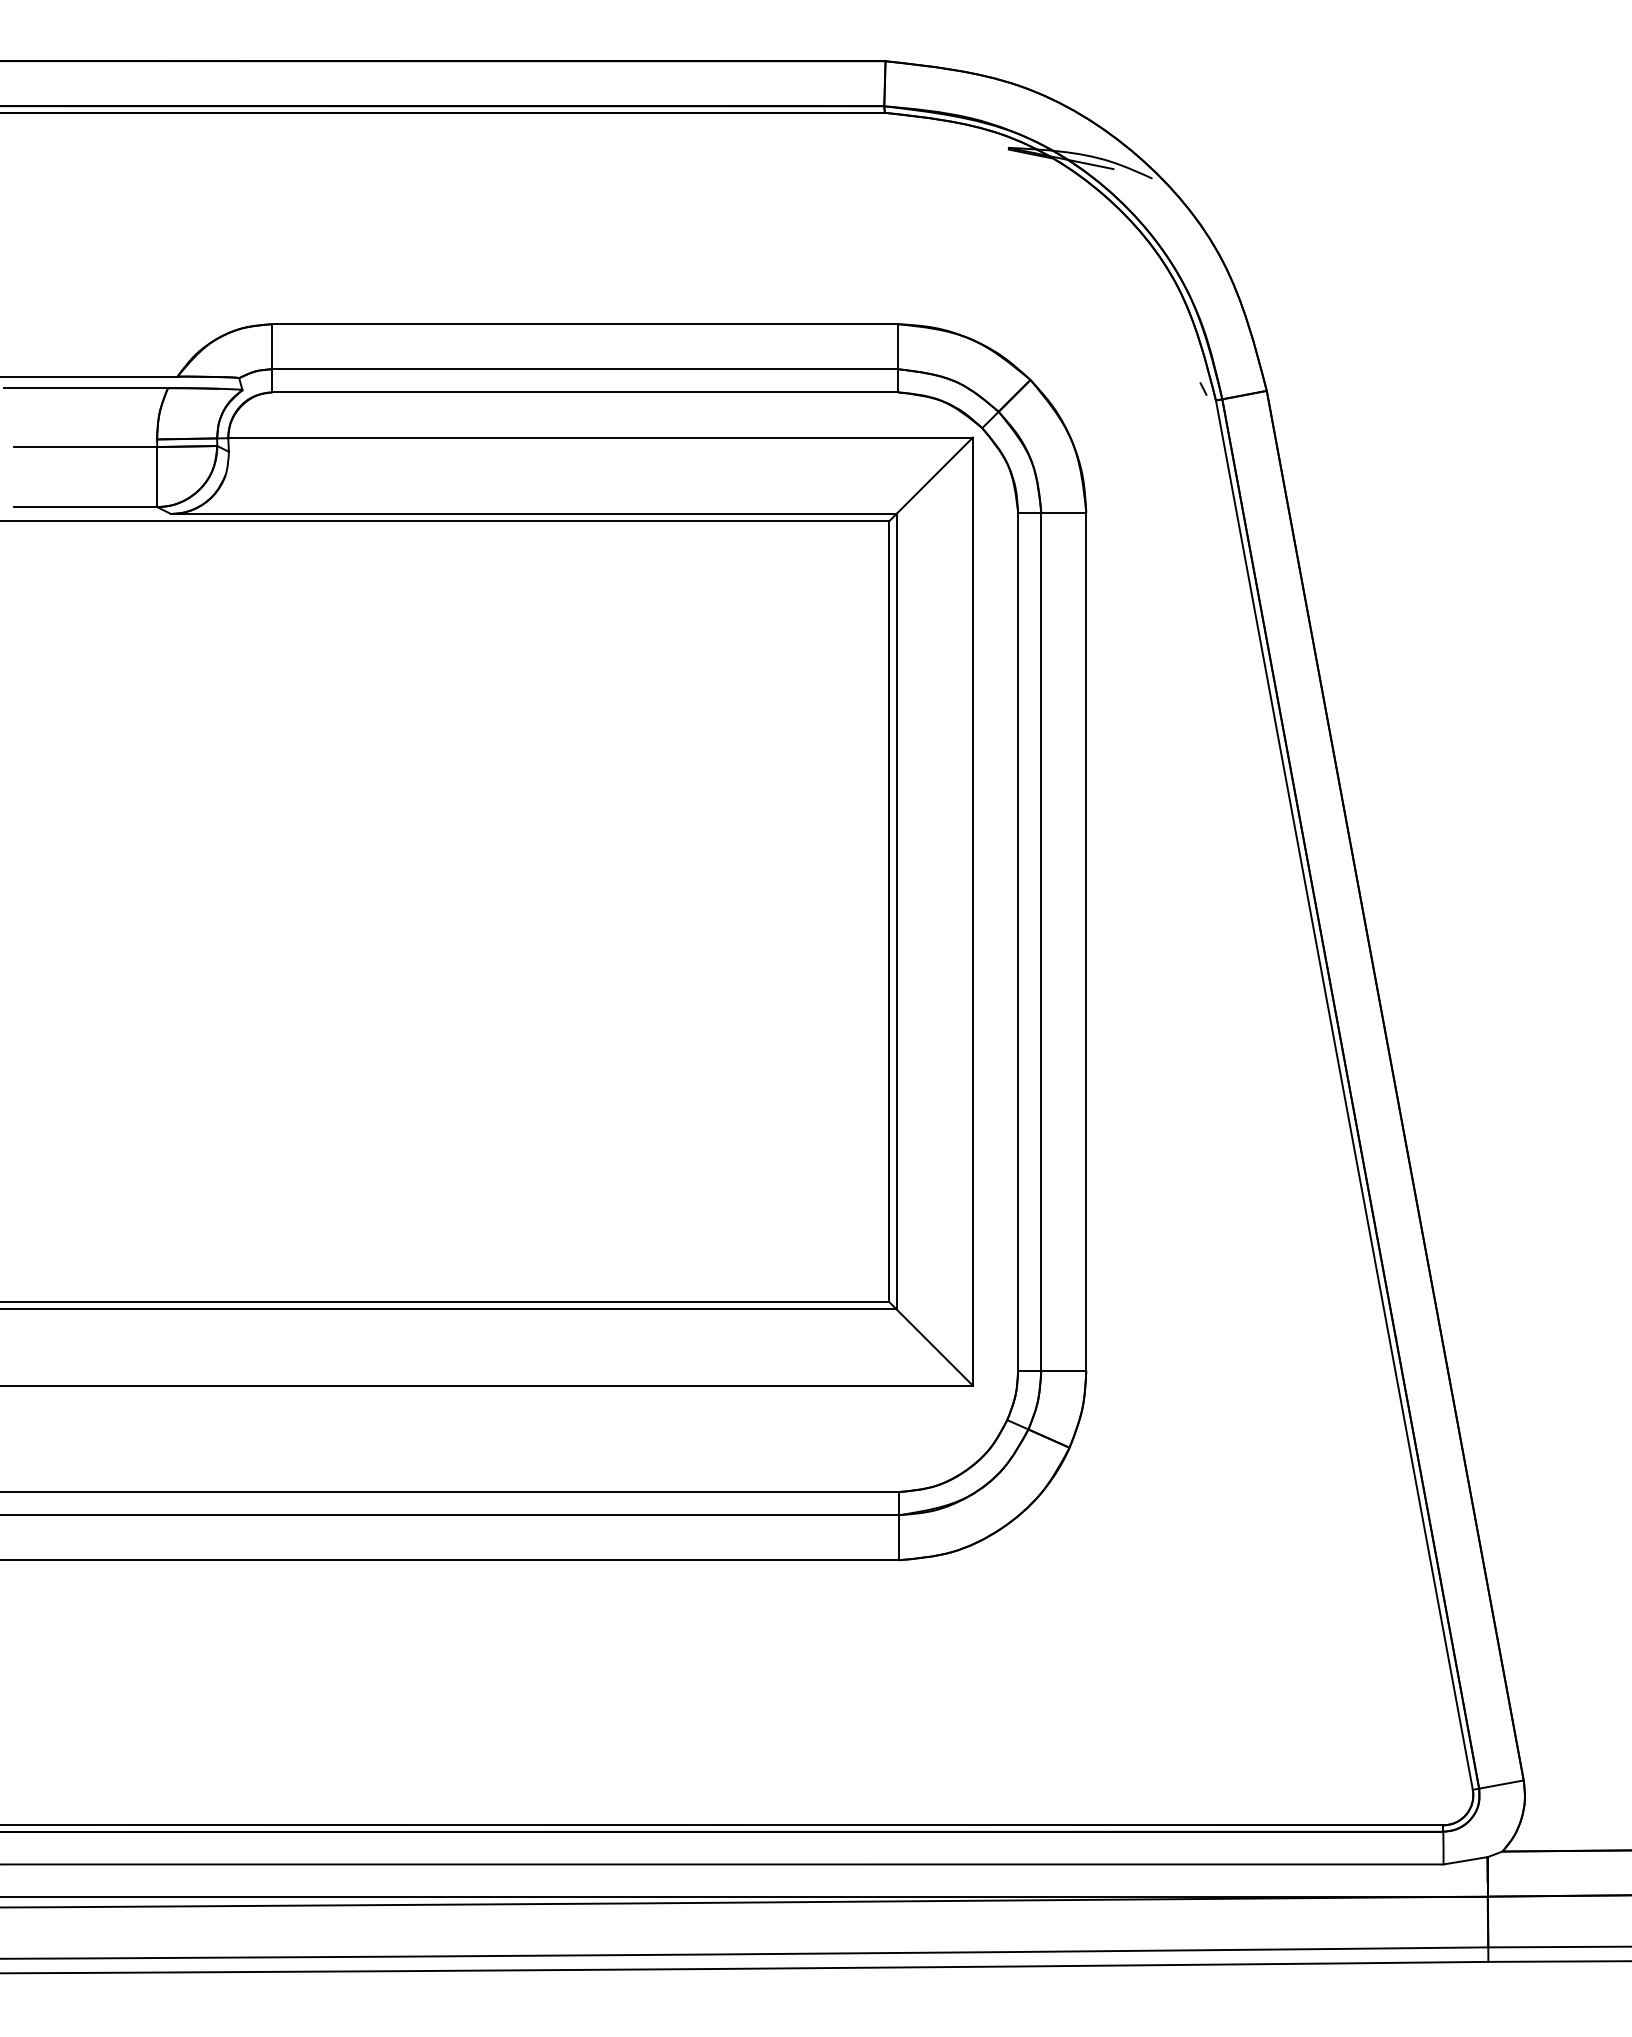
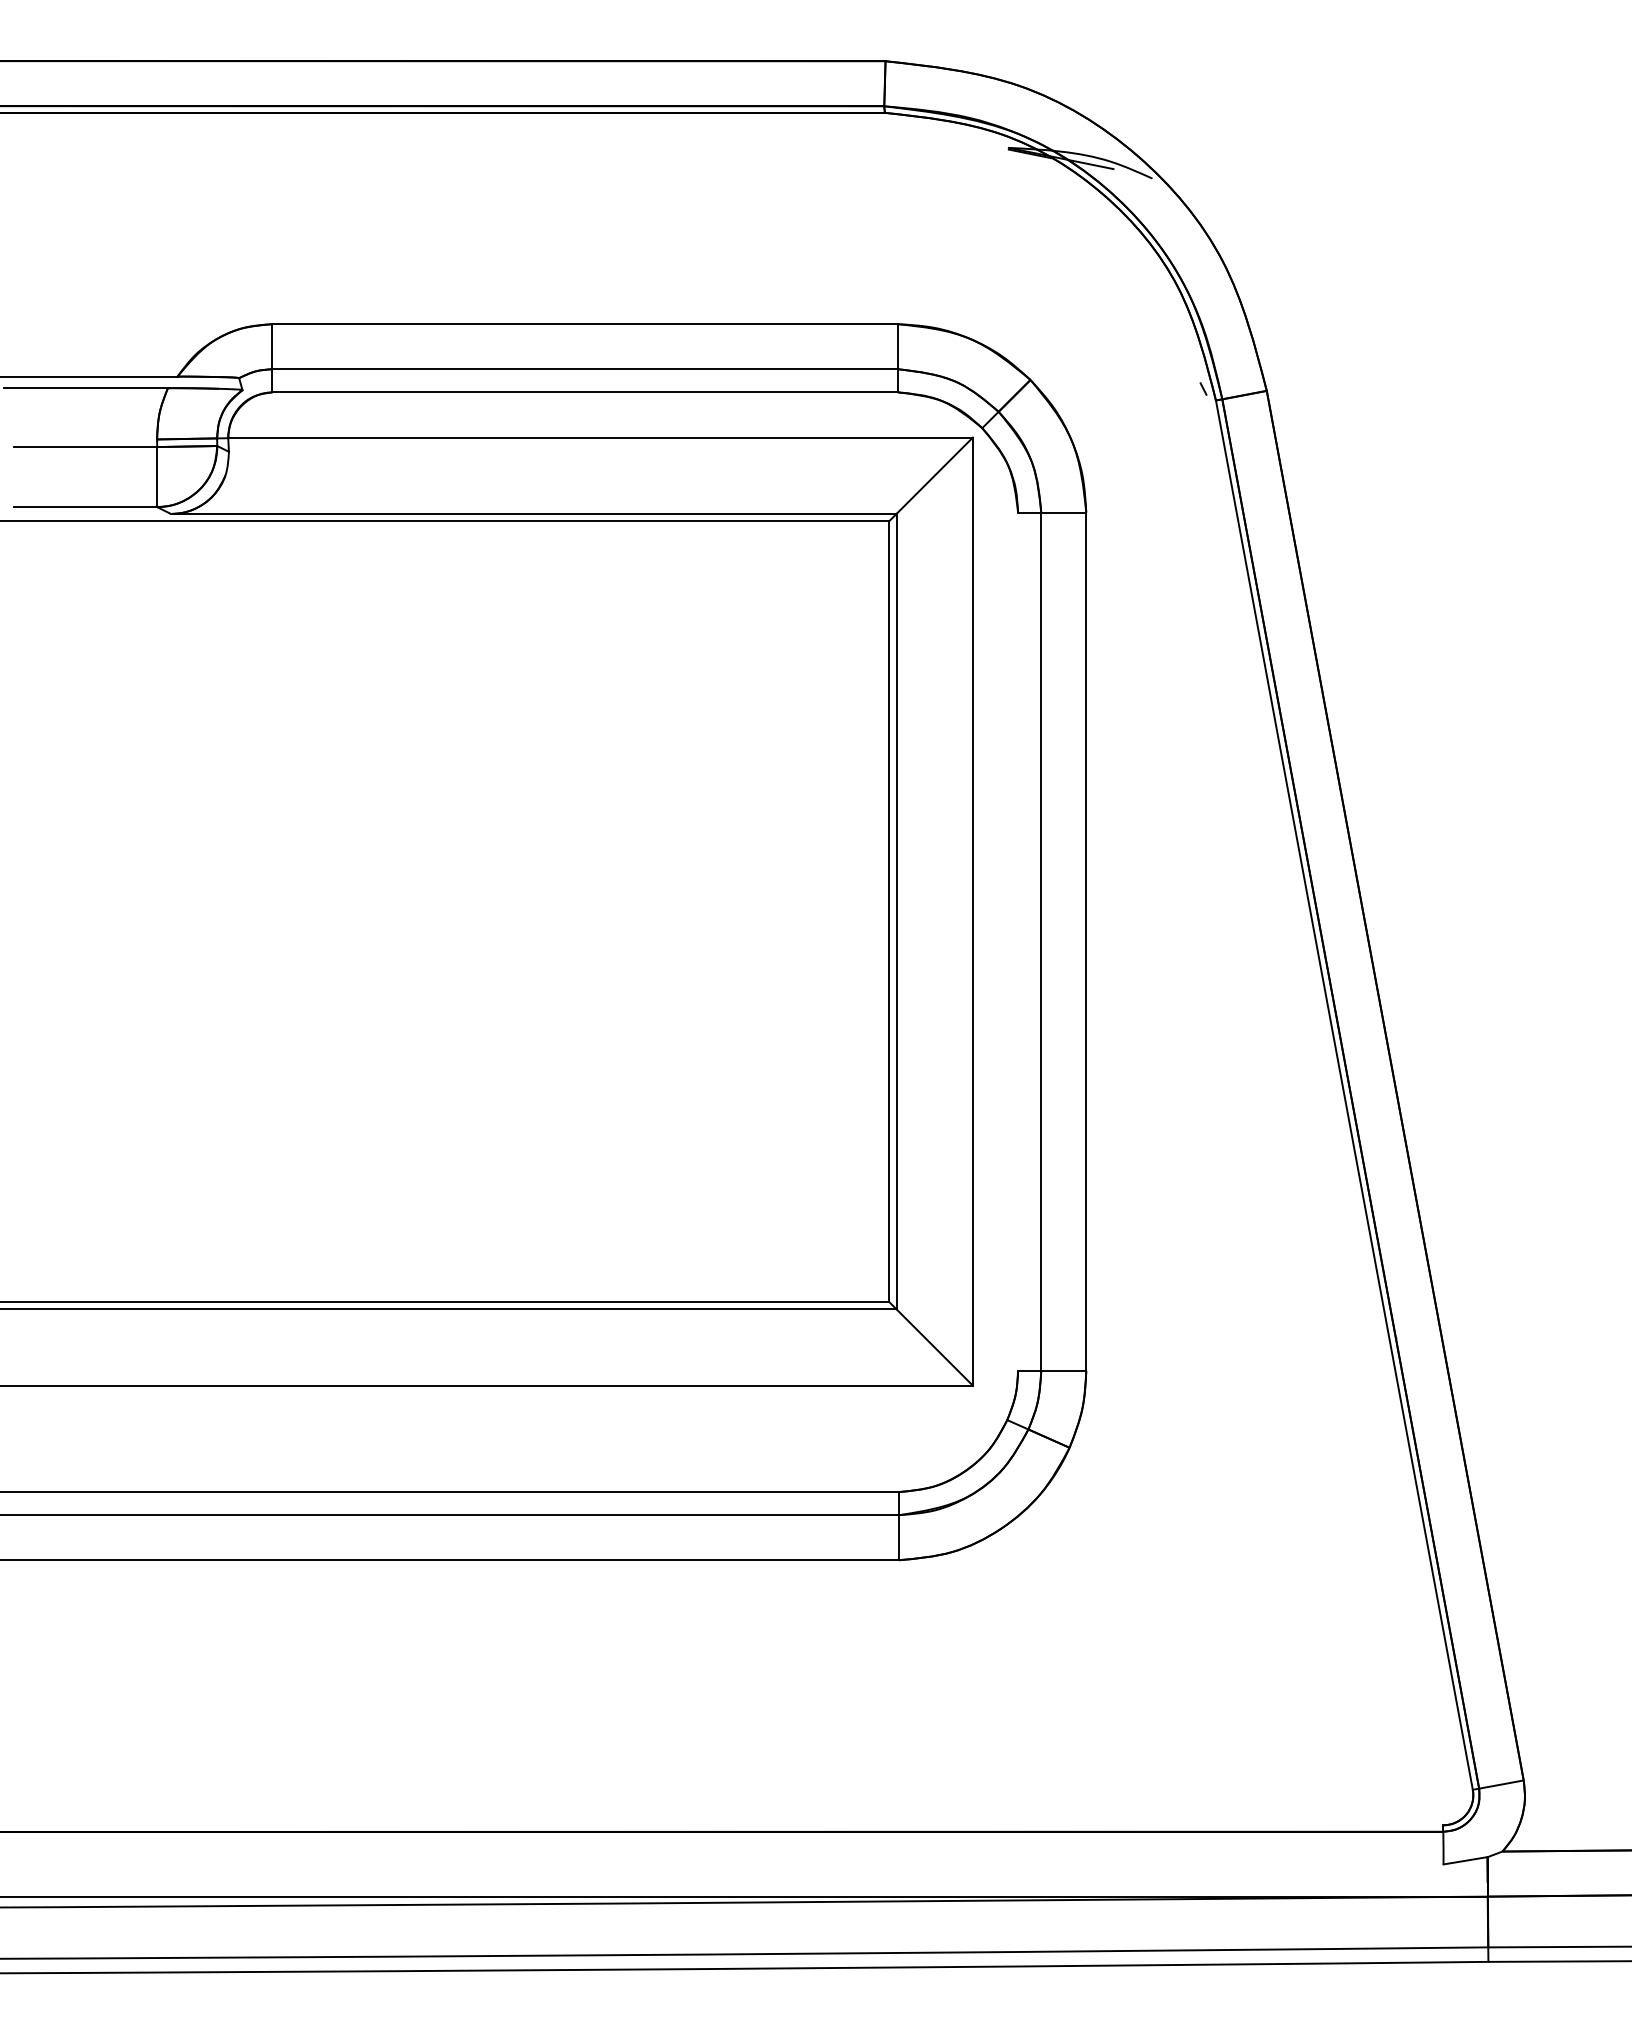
line: present -> none (1018, 941)
line: present -> none (722, 1825)
line: present -> none (722, 1864)
